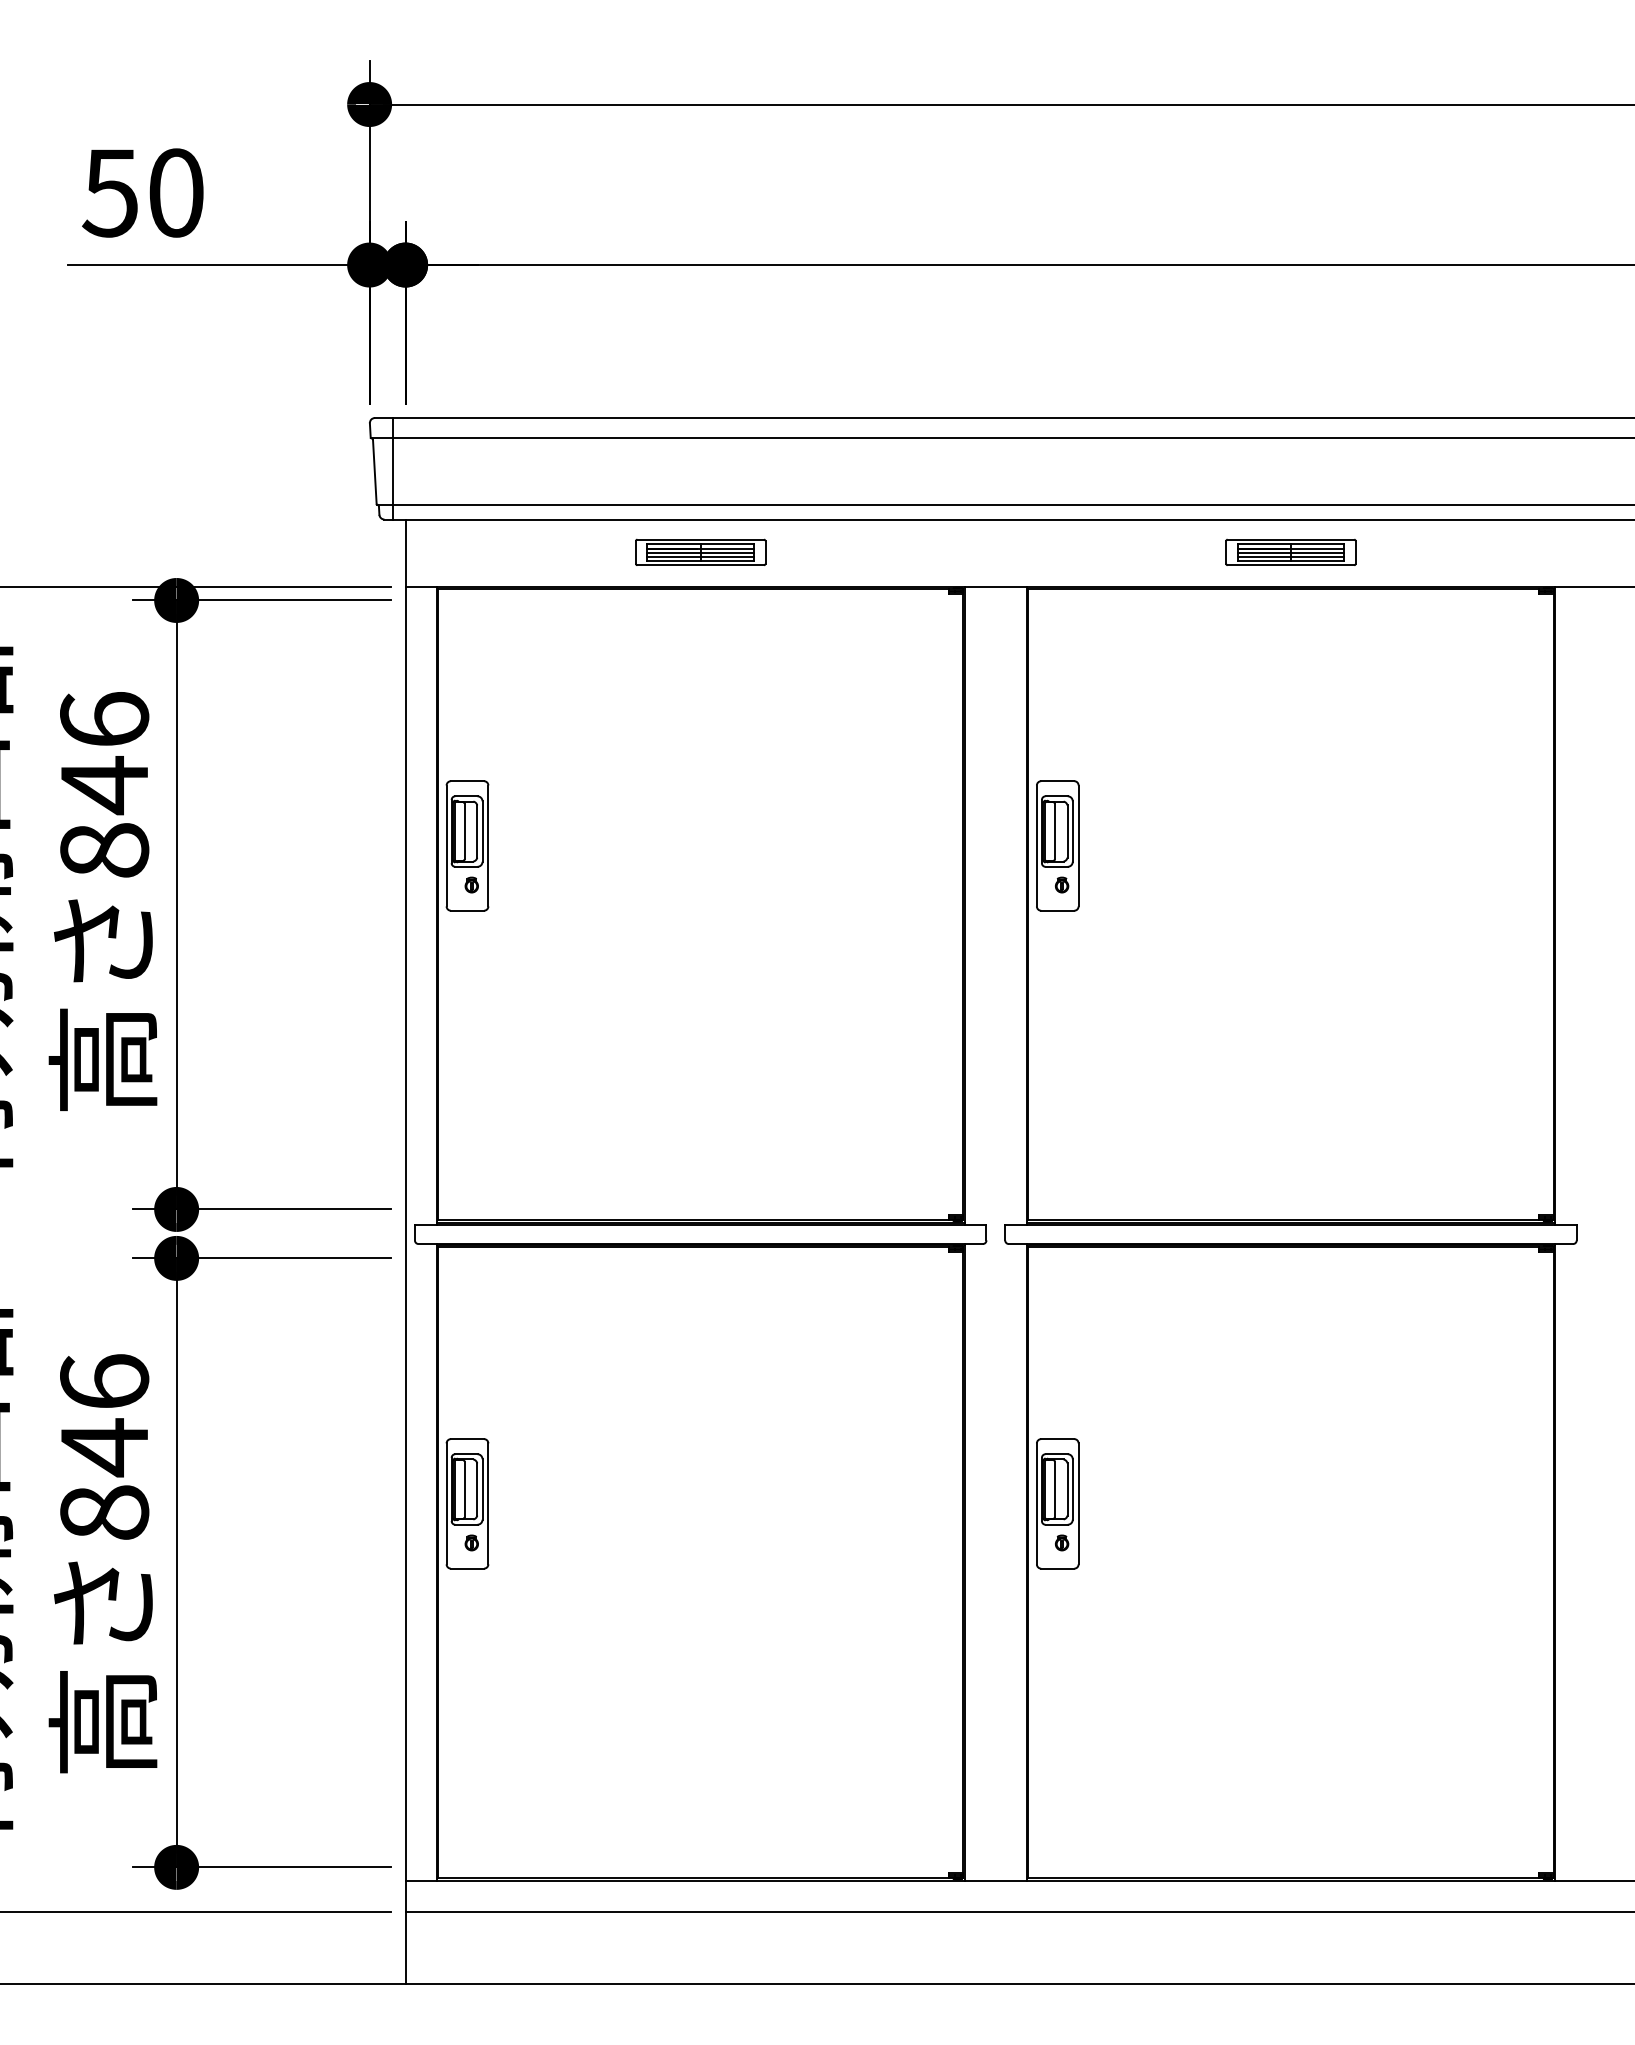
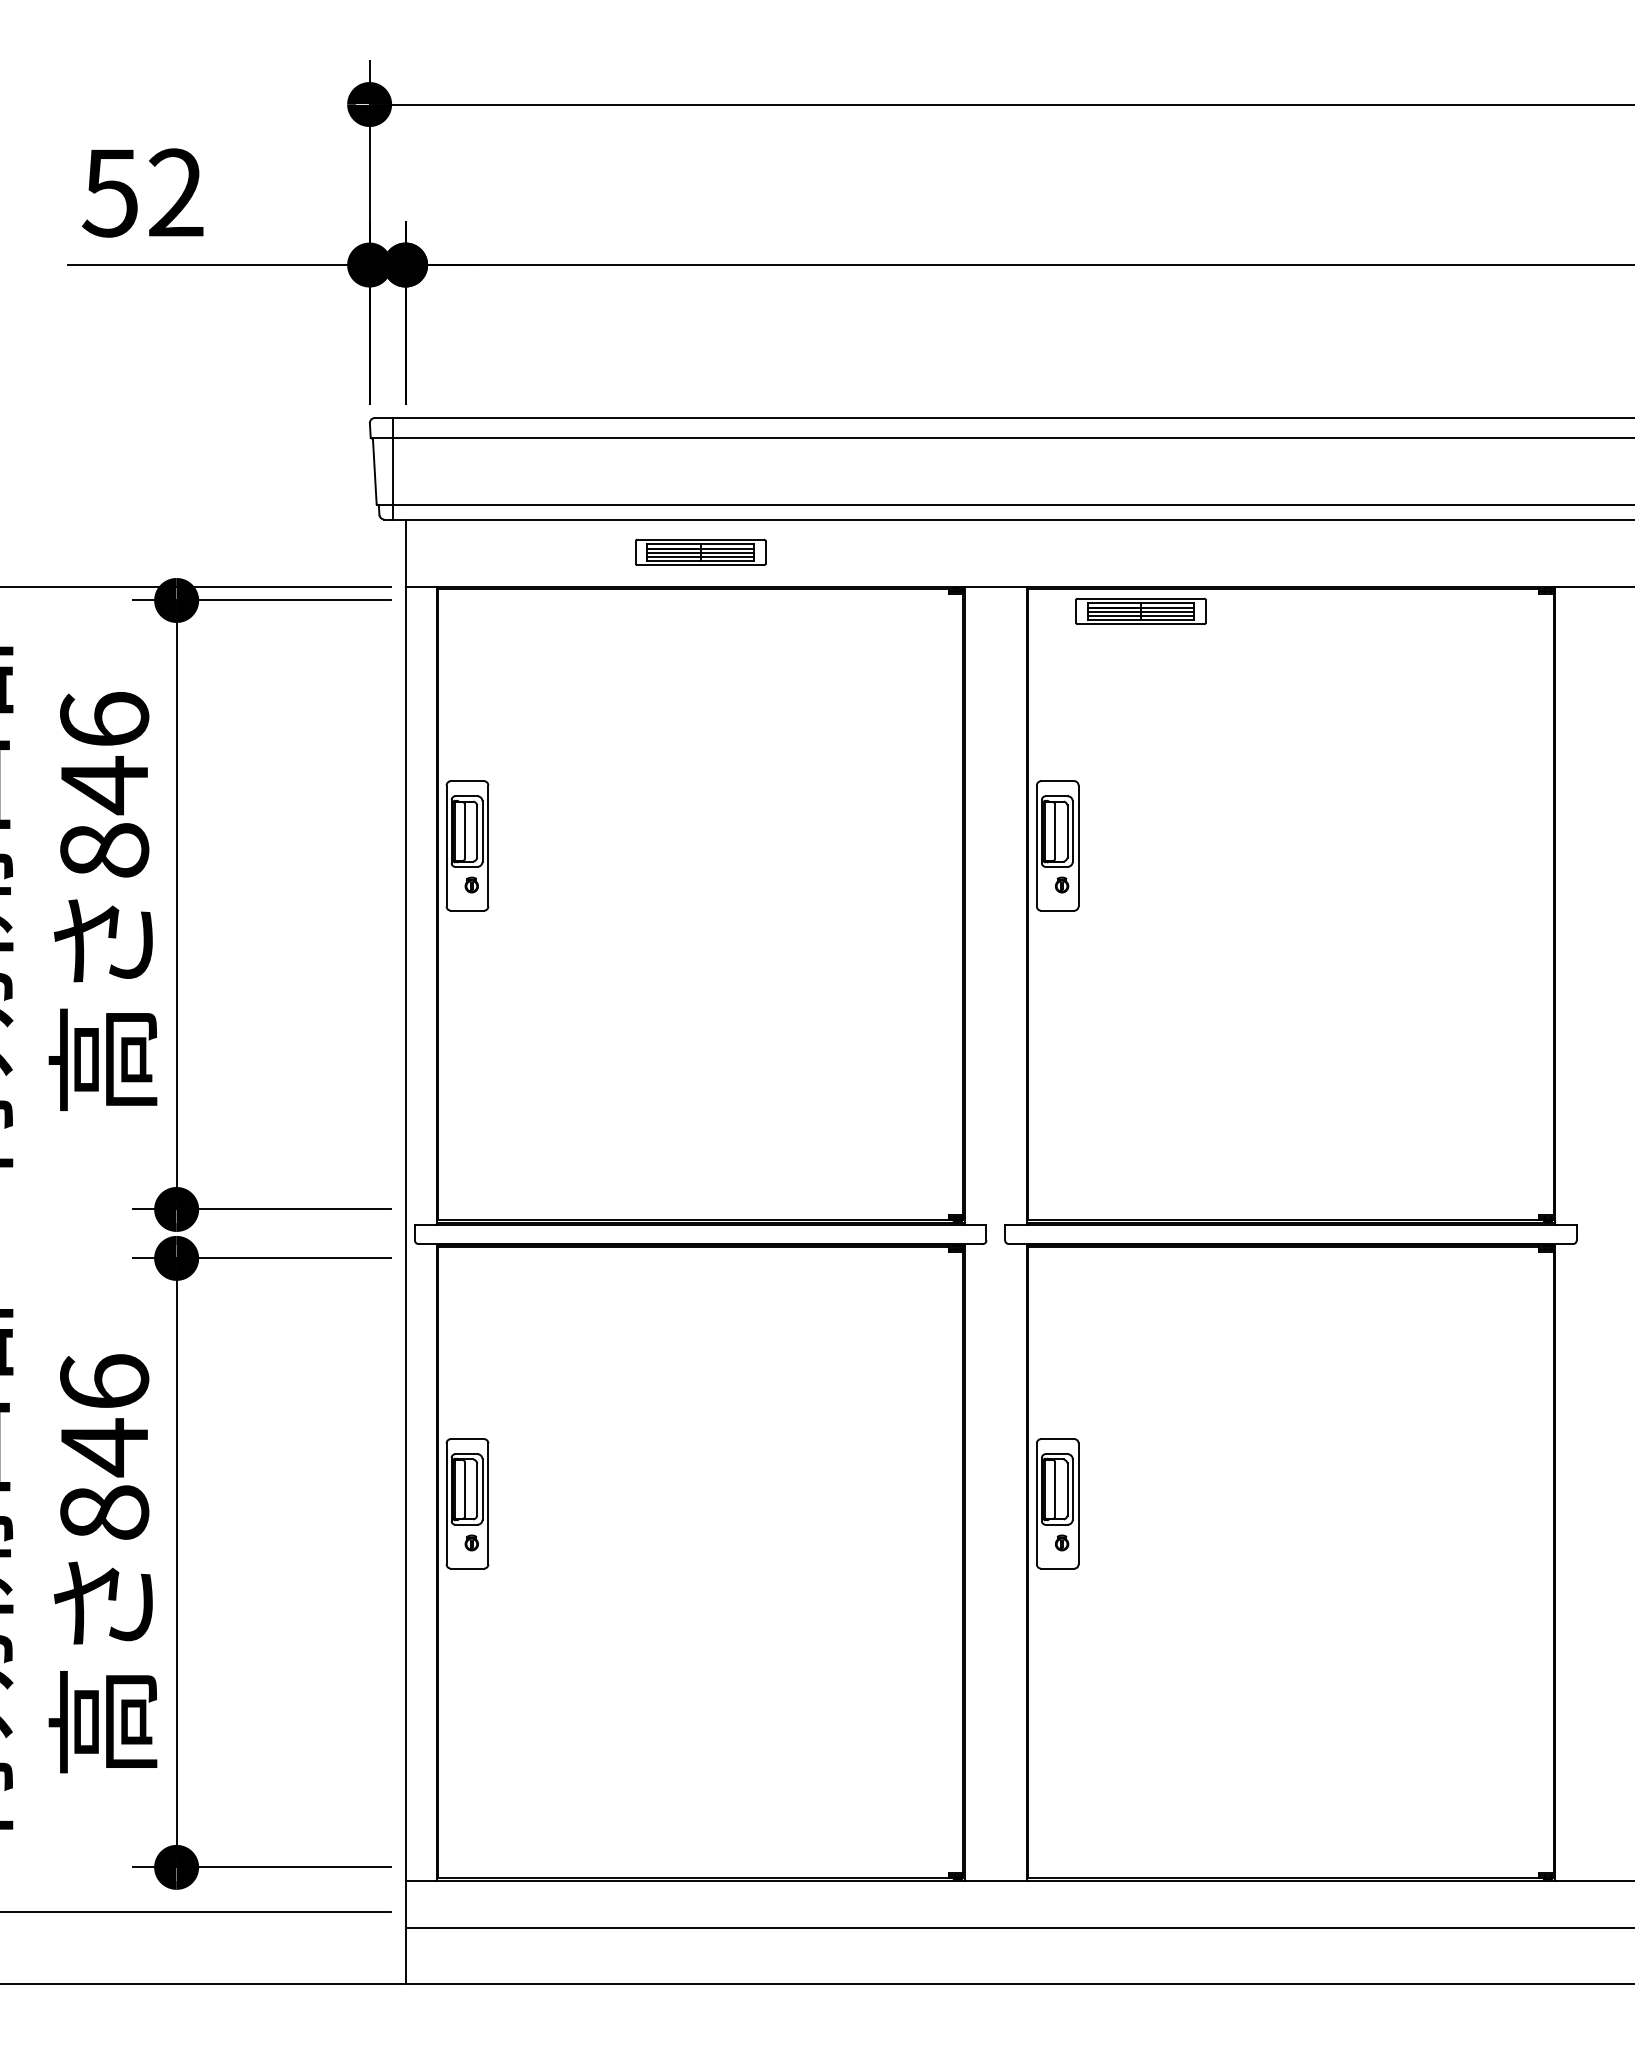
text: 50 -> 52 (176, 192)
part position: (1290, 551) -> (1140, 610) (1140, 610)
line position: (1018, 1911) -> (1018, 1927) (1018, 1927)
